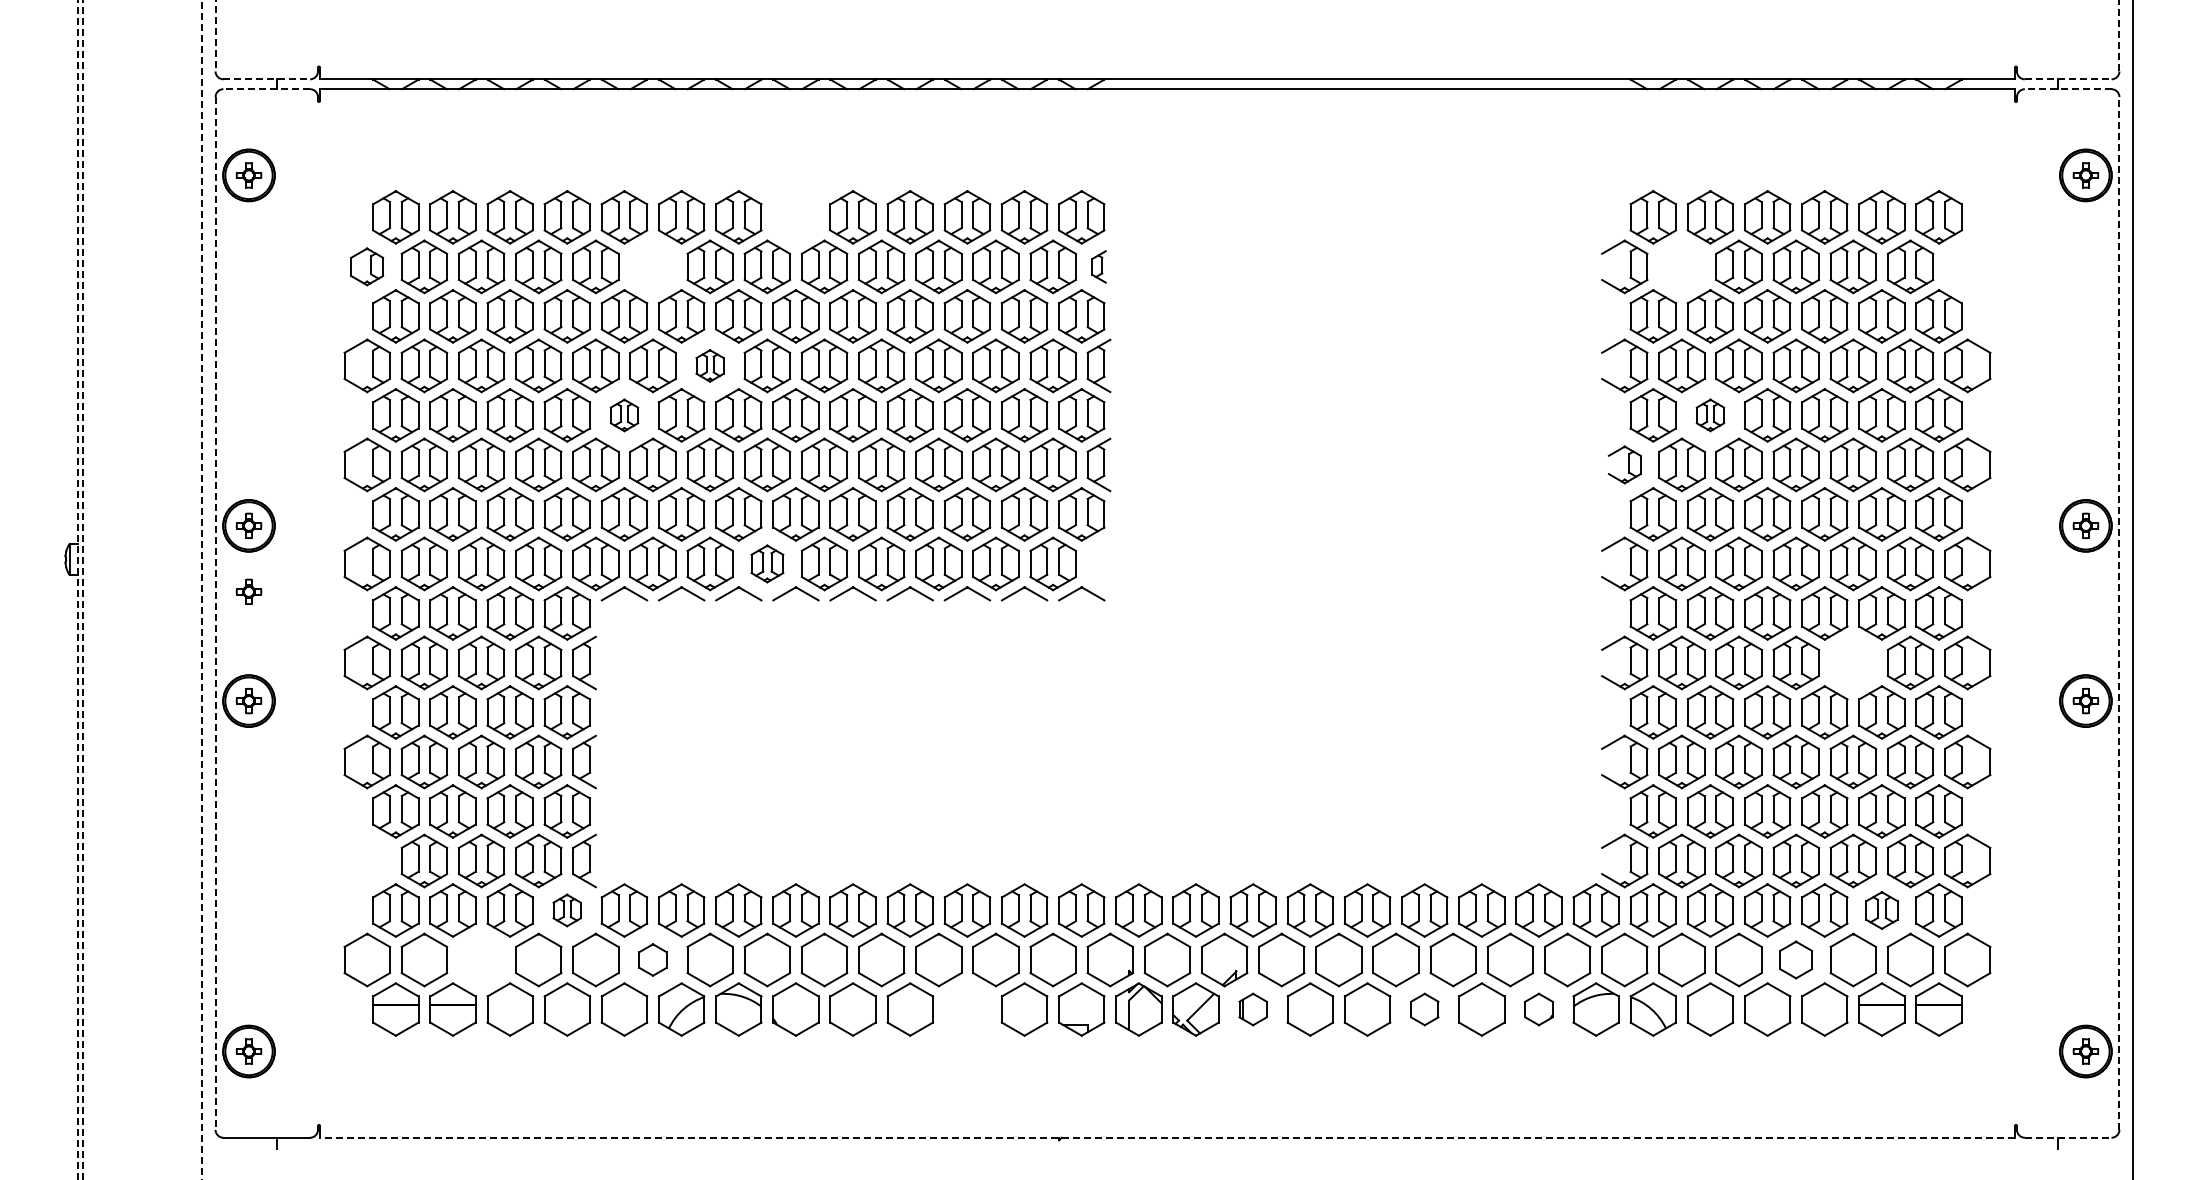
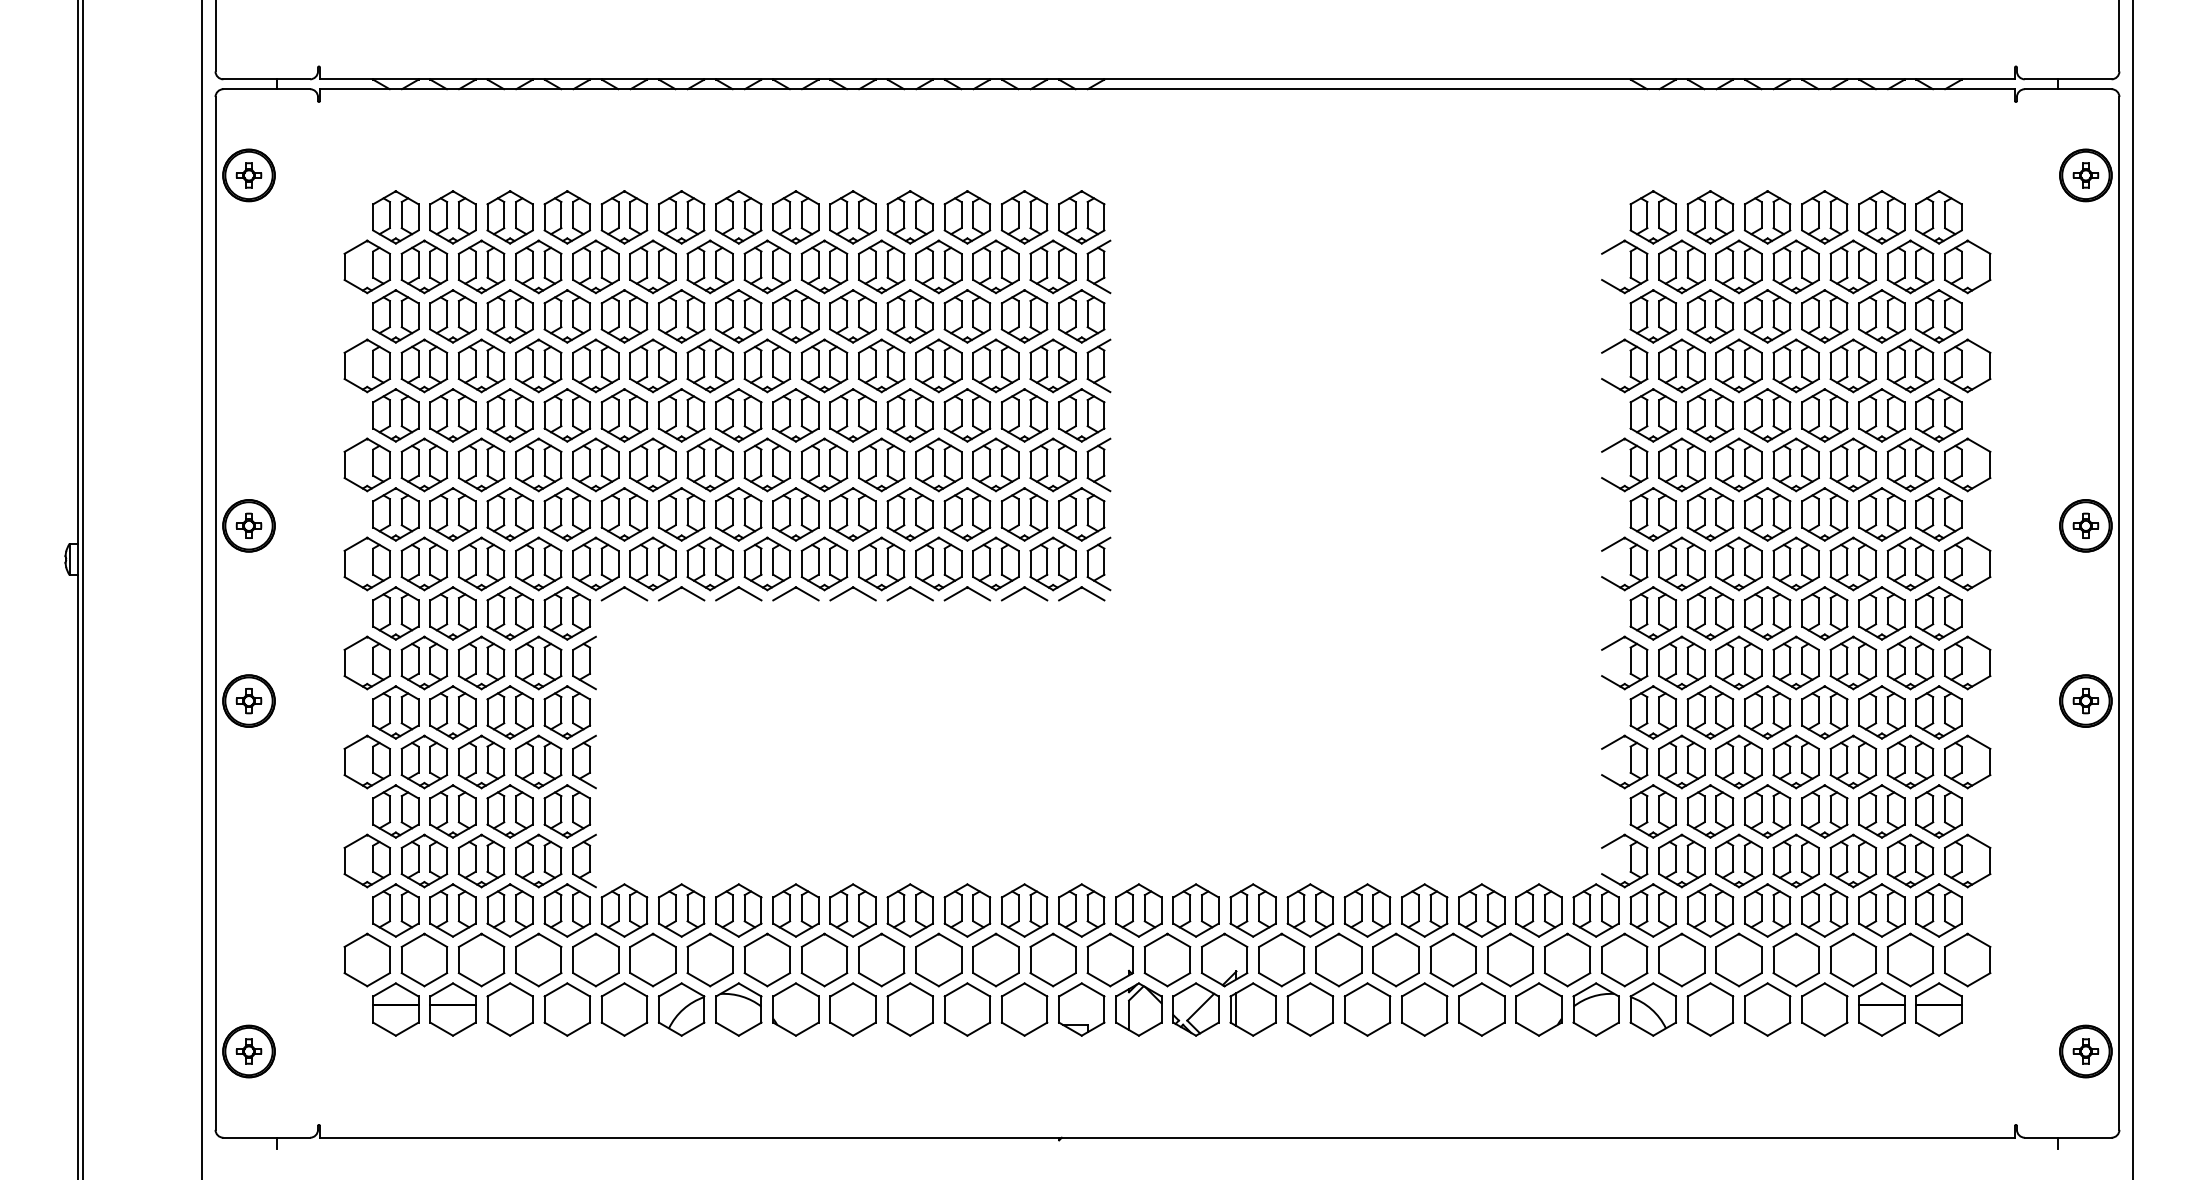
line: dashed -> solid (2119, 35)
line: dashed -> solid (215, 36)
line: dashed -> solid (267, 79)
line: dashed -> solid (2068, 79)
line: dashed -> solid (266, 89)
line: dashed -> solid (2067, 89)
part: none -> present (795, 217)
part size: 35x40 px -> 48x56 px (366, 266)
part: none -> present (652, 266)
part size: 16x34 px -> 26x56 px (1098, 266)
part: none -> present (1681, 266)
part: none -> present (1967, 266)
part size: 30x34 px -> 48x56 px (709, 365)
part size: 31x35 px -> 49x55 px (624, 415)
part size: 31x35 px -> 49x55 px (1710, 415)
part size: 35x40 px -> 48x56 px (1624, 464)
part size: 35x40 px -> 49x56 px (767, 563)
part: none -> present (1098, 563)
line: dashed -> solid (77, 589)
line: dashed -> solid (83, 589)
line: dashed -> solid (201, 590)
part: present -> none (248, 591)
line: dashed -> solid (2119, 612)
line: dashed -> solid (215, 613)
part: none -> present (1853, 662)
part: none -> present (366, 860)
part size: 30x35 px -> 48x55 px (566, 910)
part size: 34x39 px -> 48x55 px (1881, 910)
part: none -> present (481, 959)
part size: 30x34 px -> 48x56 px (652, 959)
part size: 35x40 px -> 48x56 px (1795, 959)
part: none -> present (967, 1009)
part size: 30x35 px -> 48x55 px (1252, 1009)
part size: 30x35 px -> 48x55 px (1424, 1009)
part size: 30x35 px -> 48x55 px (1538, 1009)
line: dashed -> solid (1167, 1137)
line: dashed -> solid (2068, 1137)
